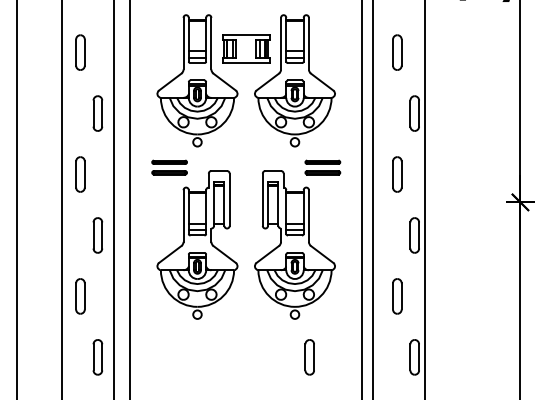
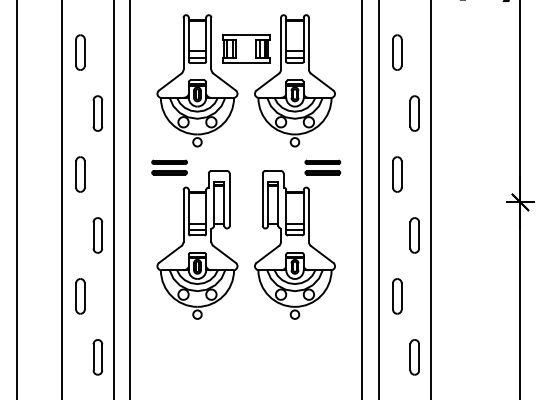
line position: (372, 199) -> (378, 199) (378, 199)
line position: (424, 199) -> (430, 199) (430, 199)
part: present -> none (309, 357)
